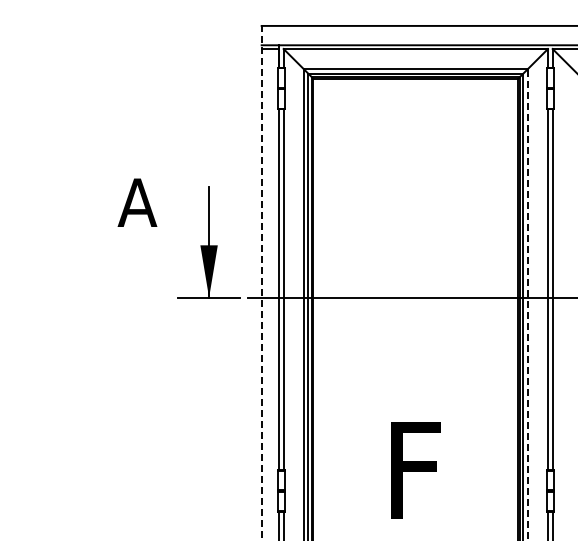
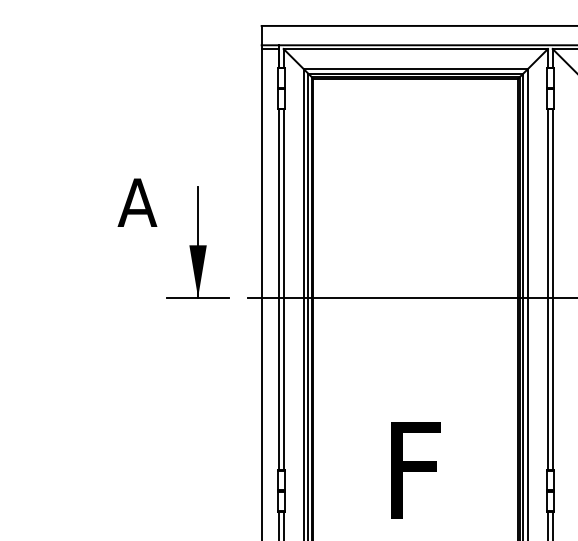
part position: (208, 242) -> (197, 242) (197, 242)
line: dashed -> solid (261, 282)
line: dashed -> solid (527, 304)
